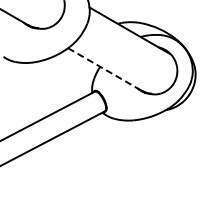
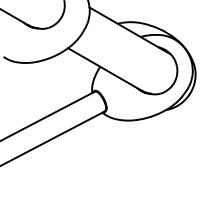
line: dashed -> solid (105, 69)
